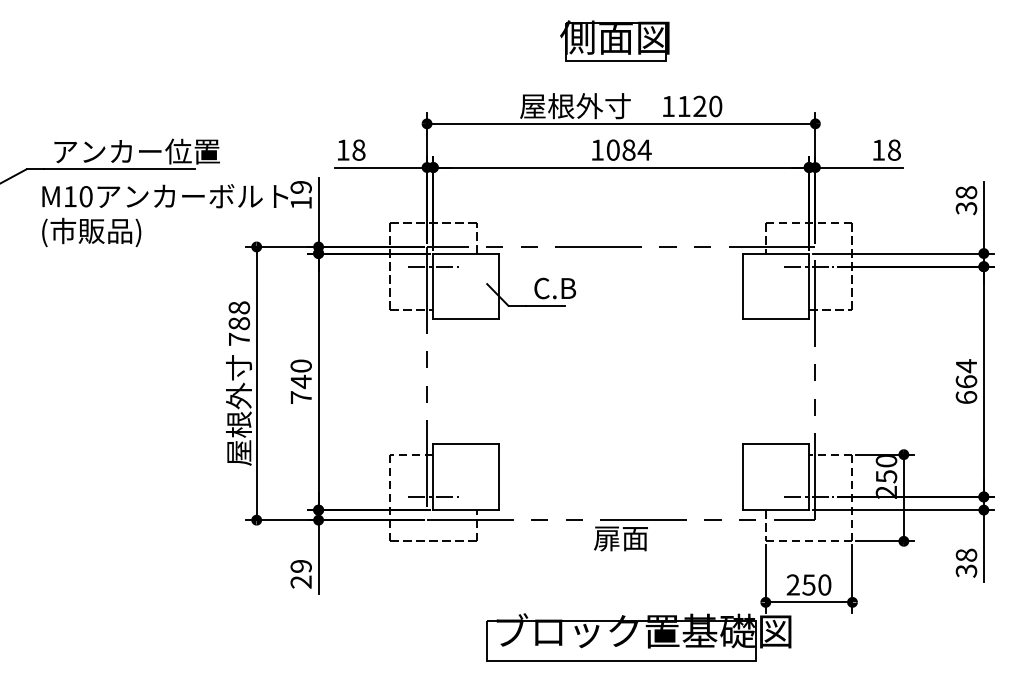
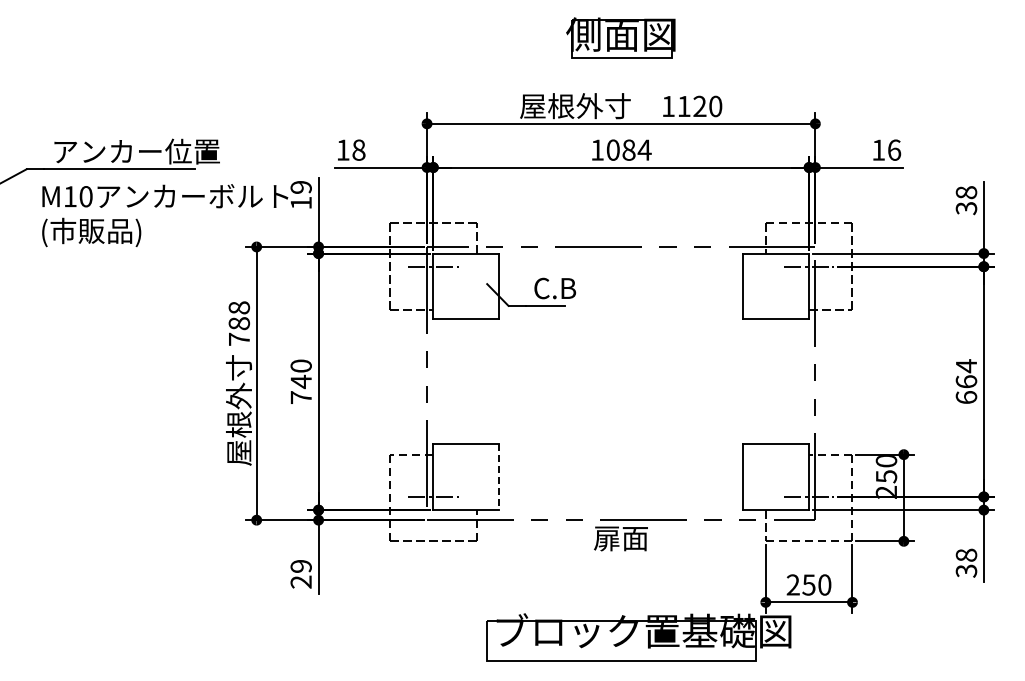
part position: (614, 40) -> (620, 37) (620, 37)
text: 18 -> 16 (894, 149)
line: solid -> dashed (499, 477)
